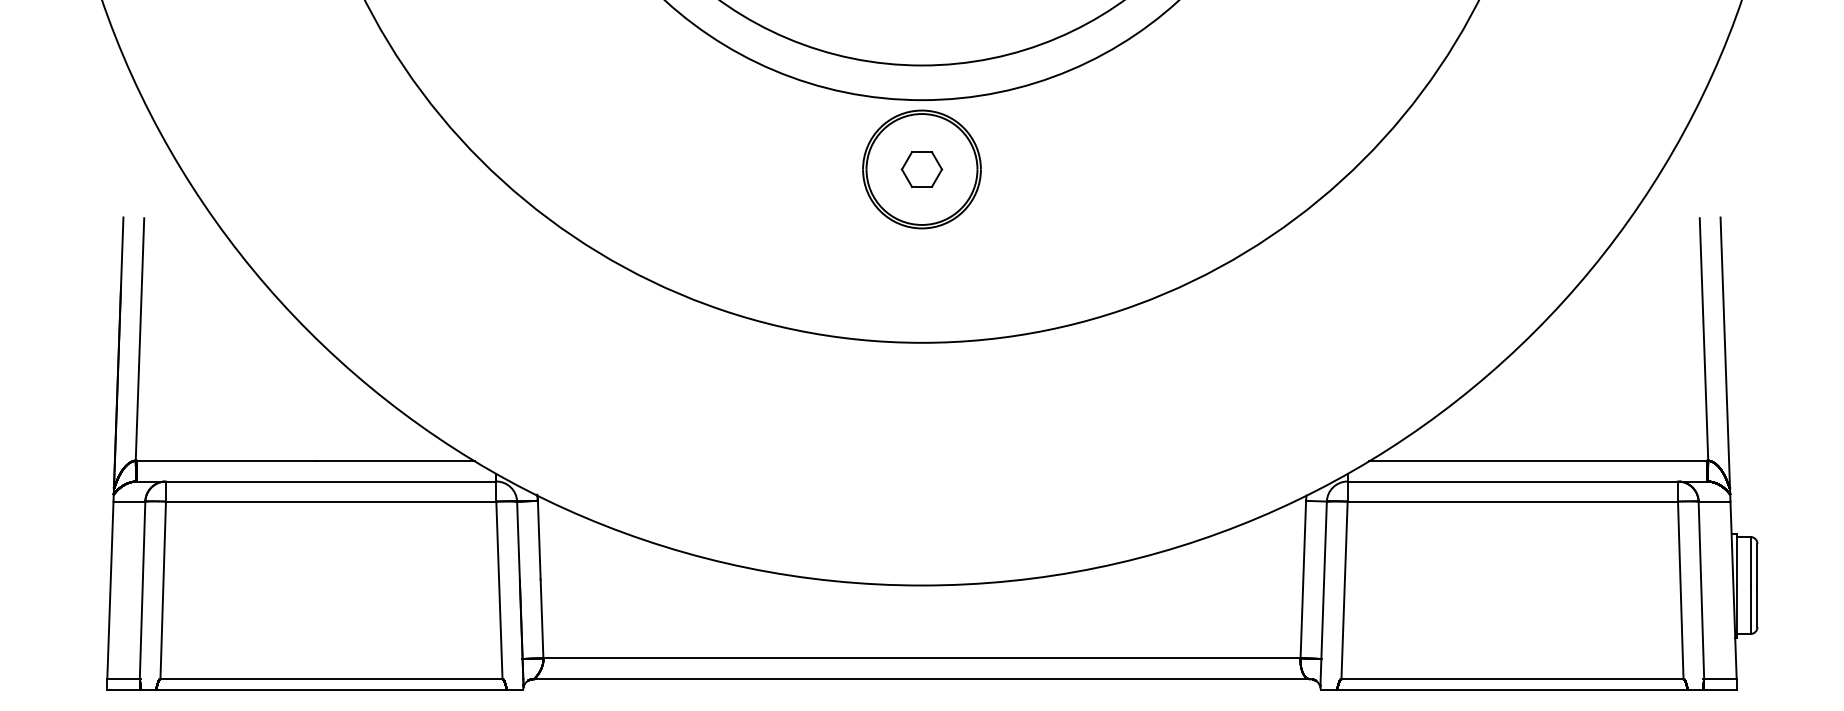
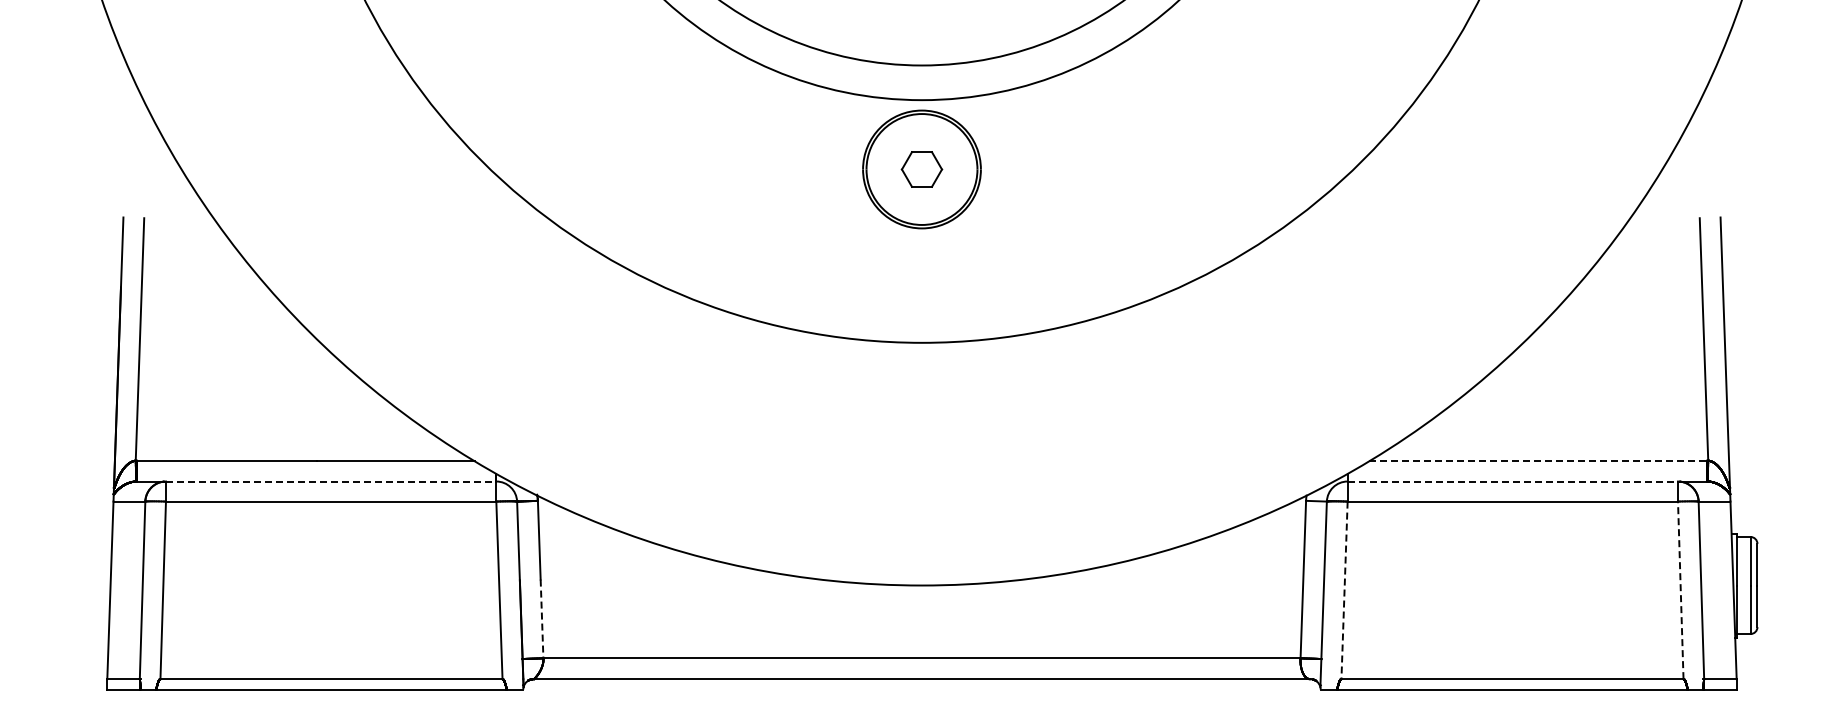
line: solid -> dashed (1538, 460)
line: solid -> dashed (331, 481)
line: solid -> dashed (1513, 481)
line: solid -> dashed (1344, 590)
line: solid -> dashed (1680, 590)
line: solid -> dashed (542, 619)
